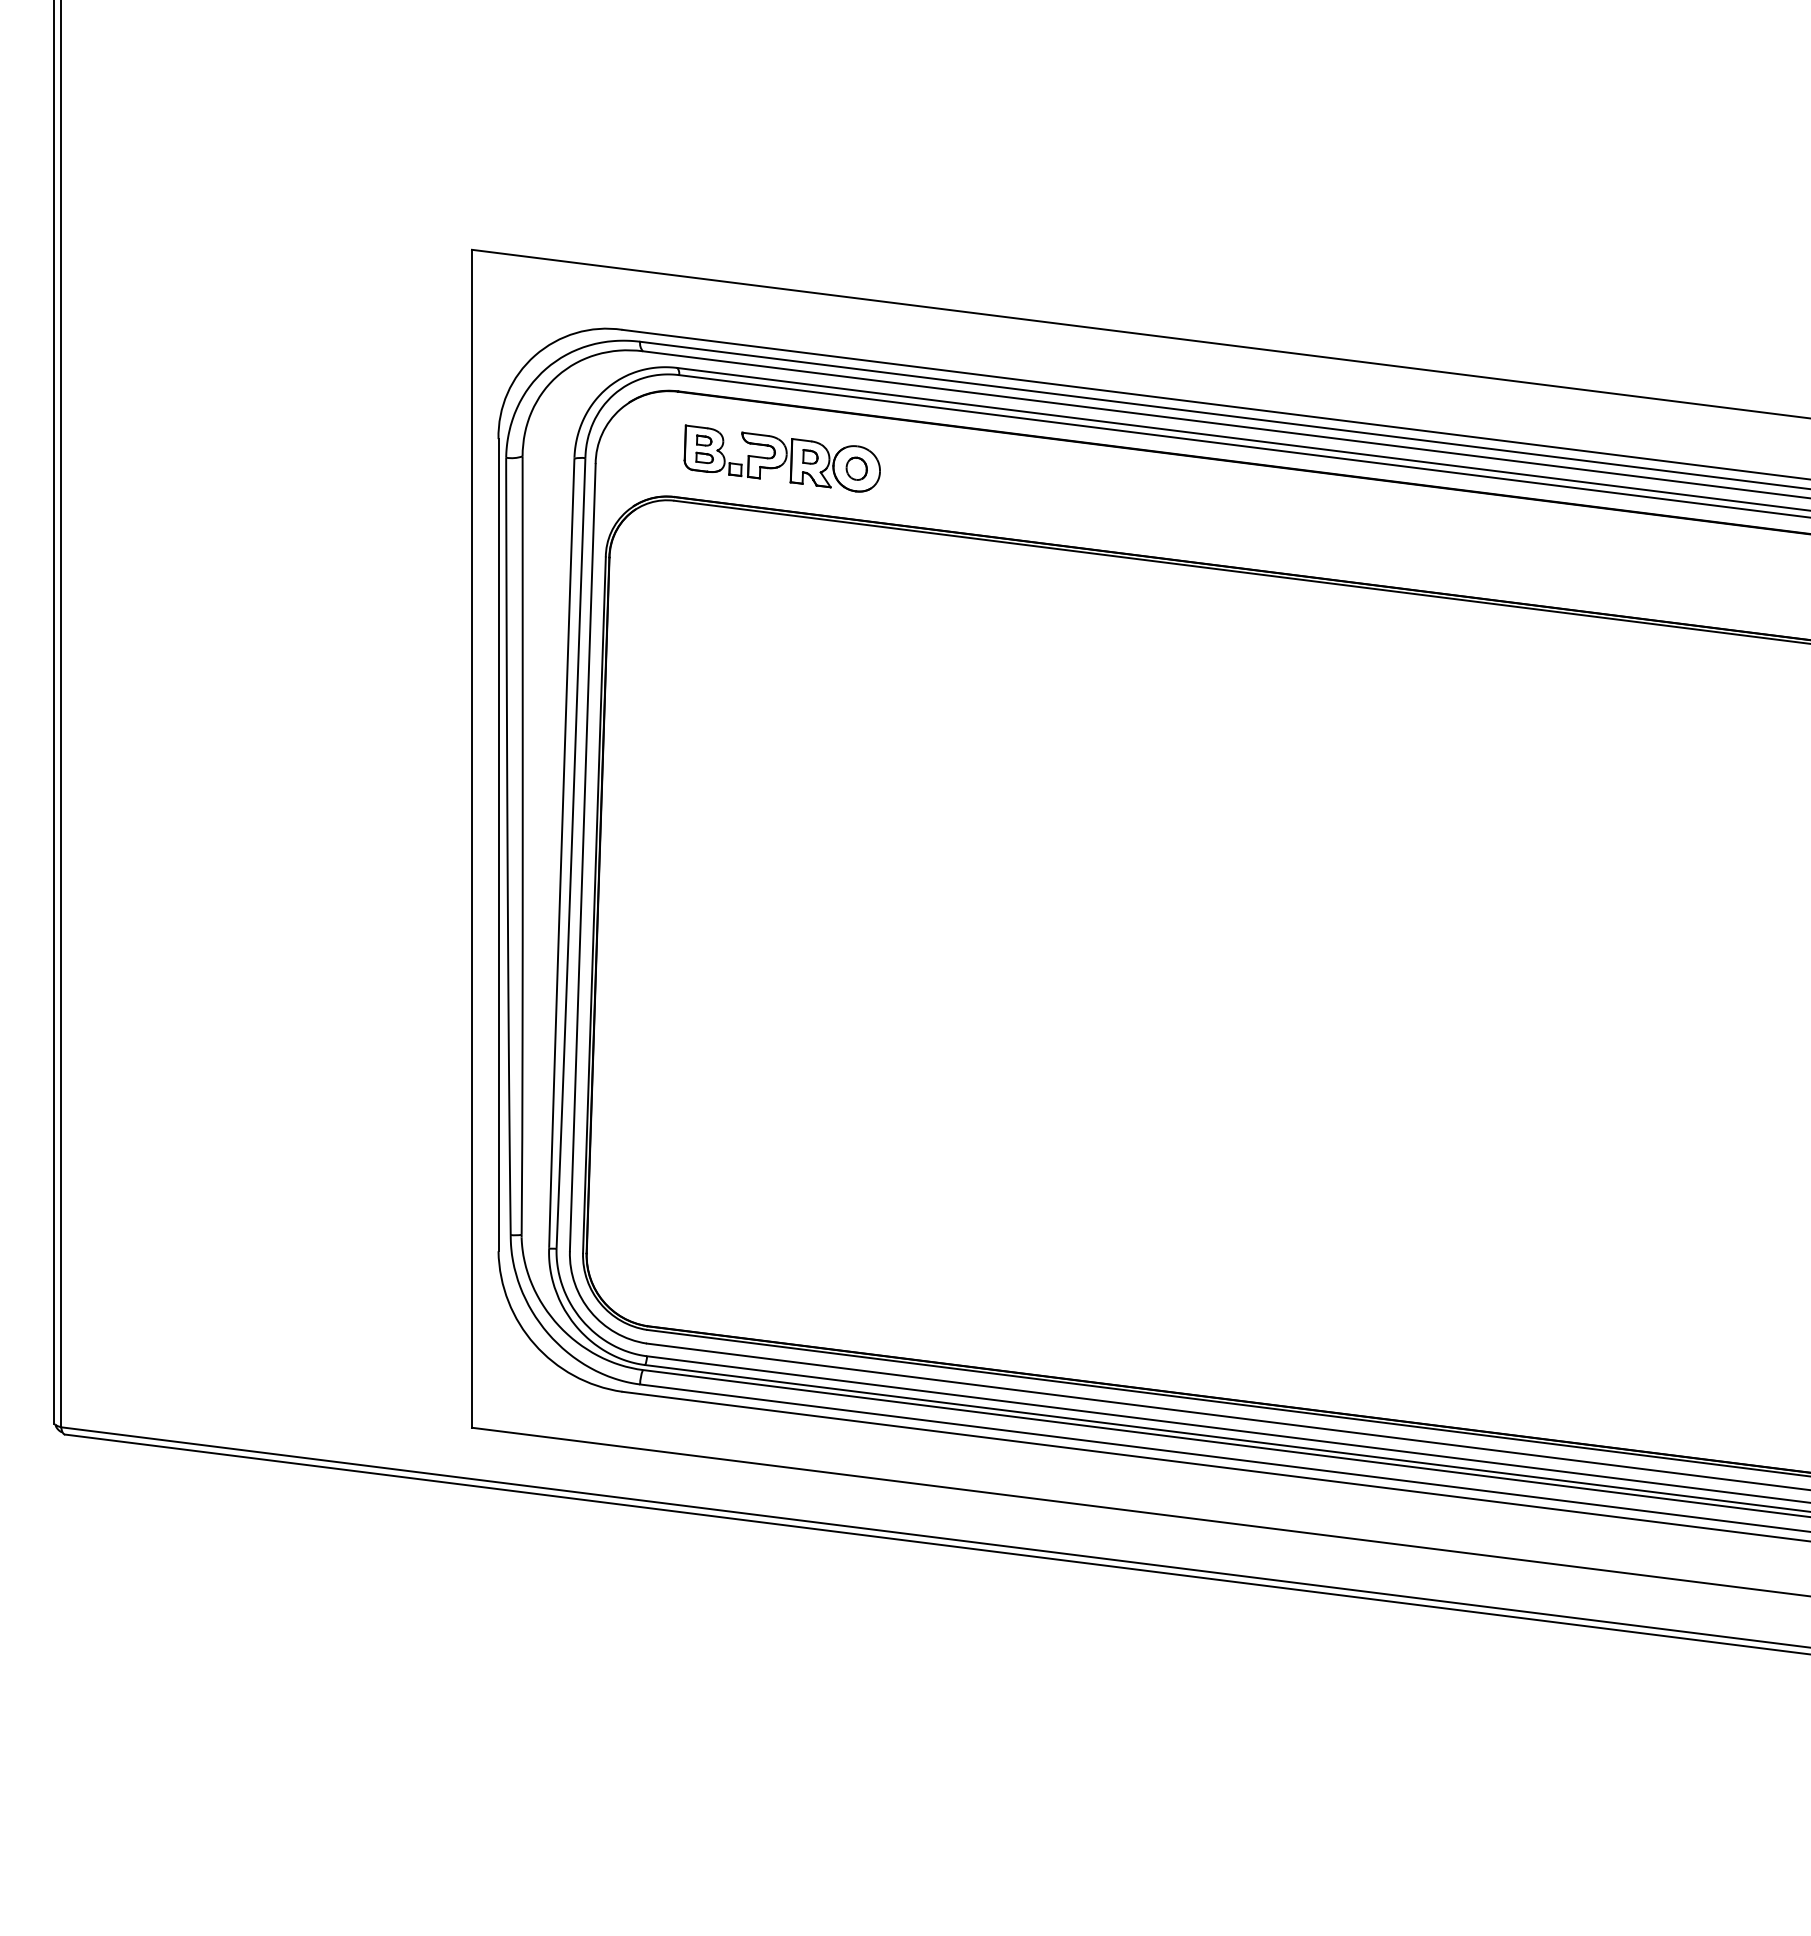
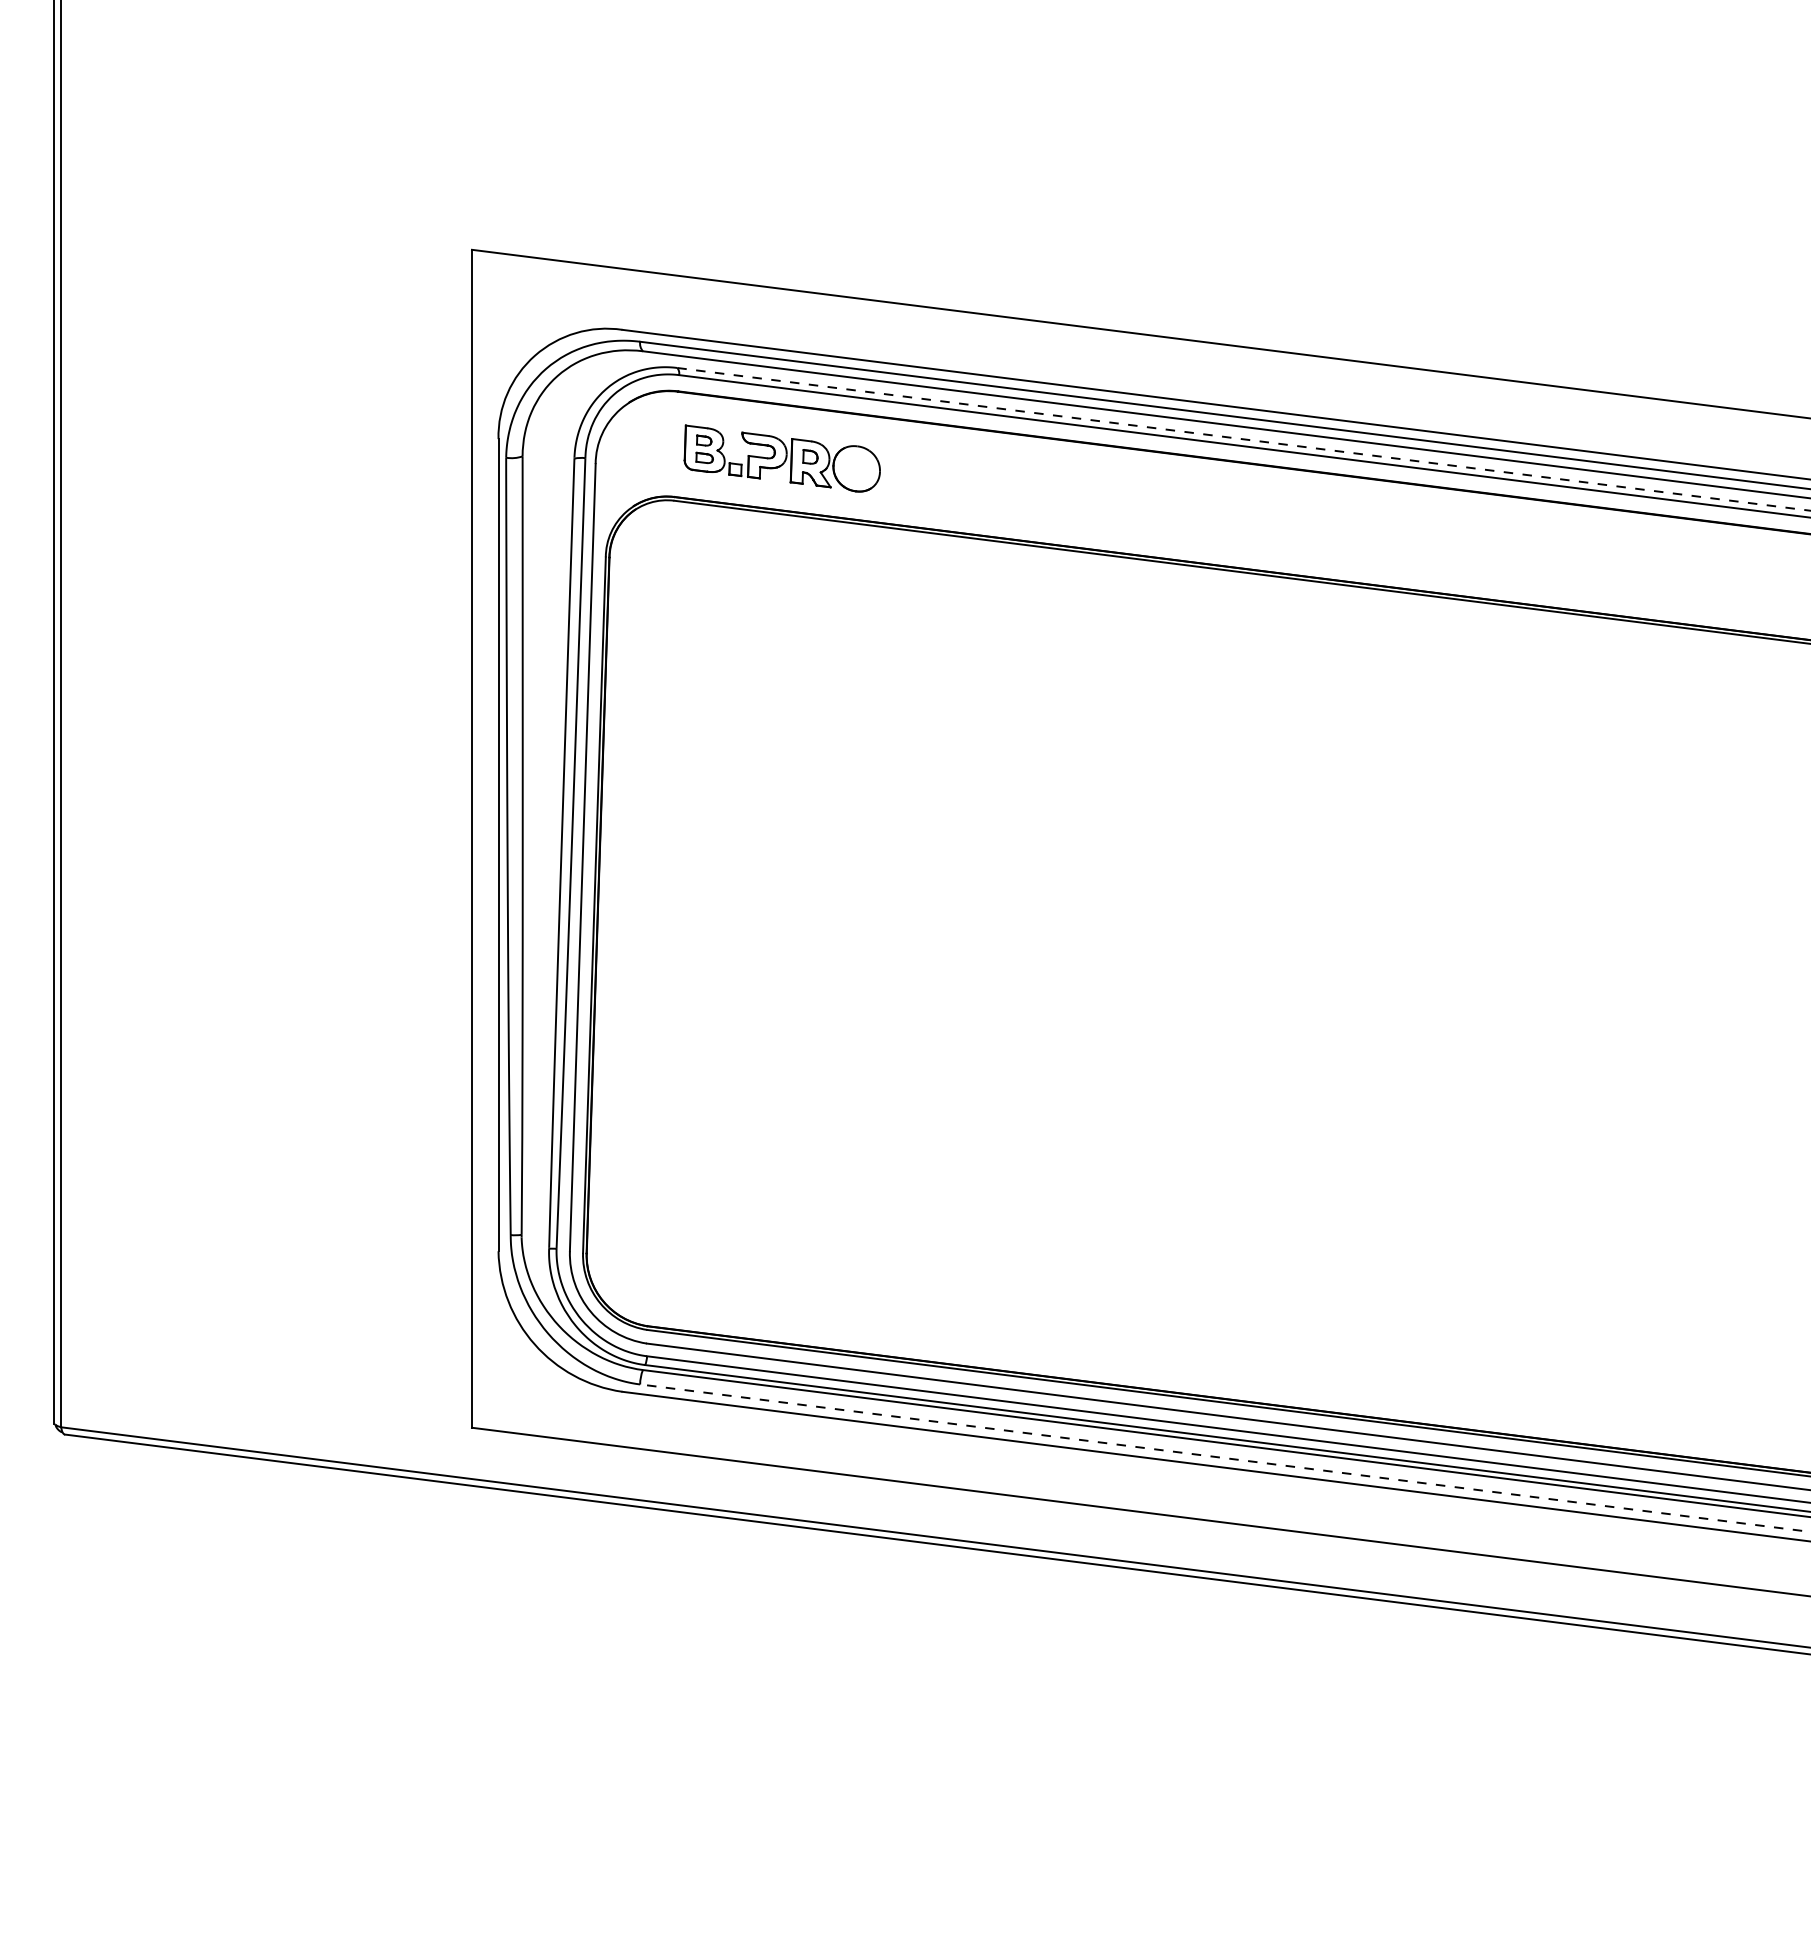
line: solid -> dashed (1243, 439)
part: present -> none (856, 468)
line: solid -> dashed (1225, 1458)
